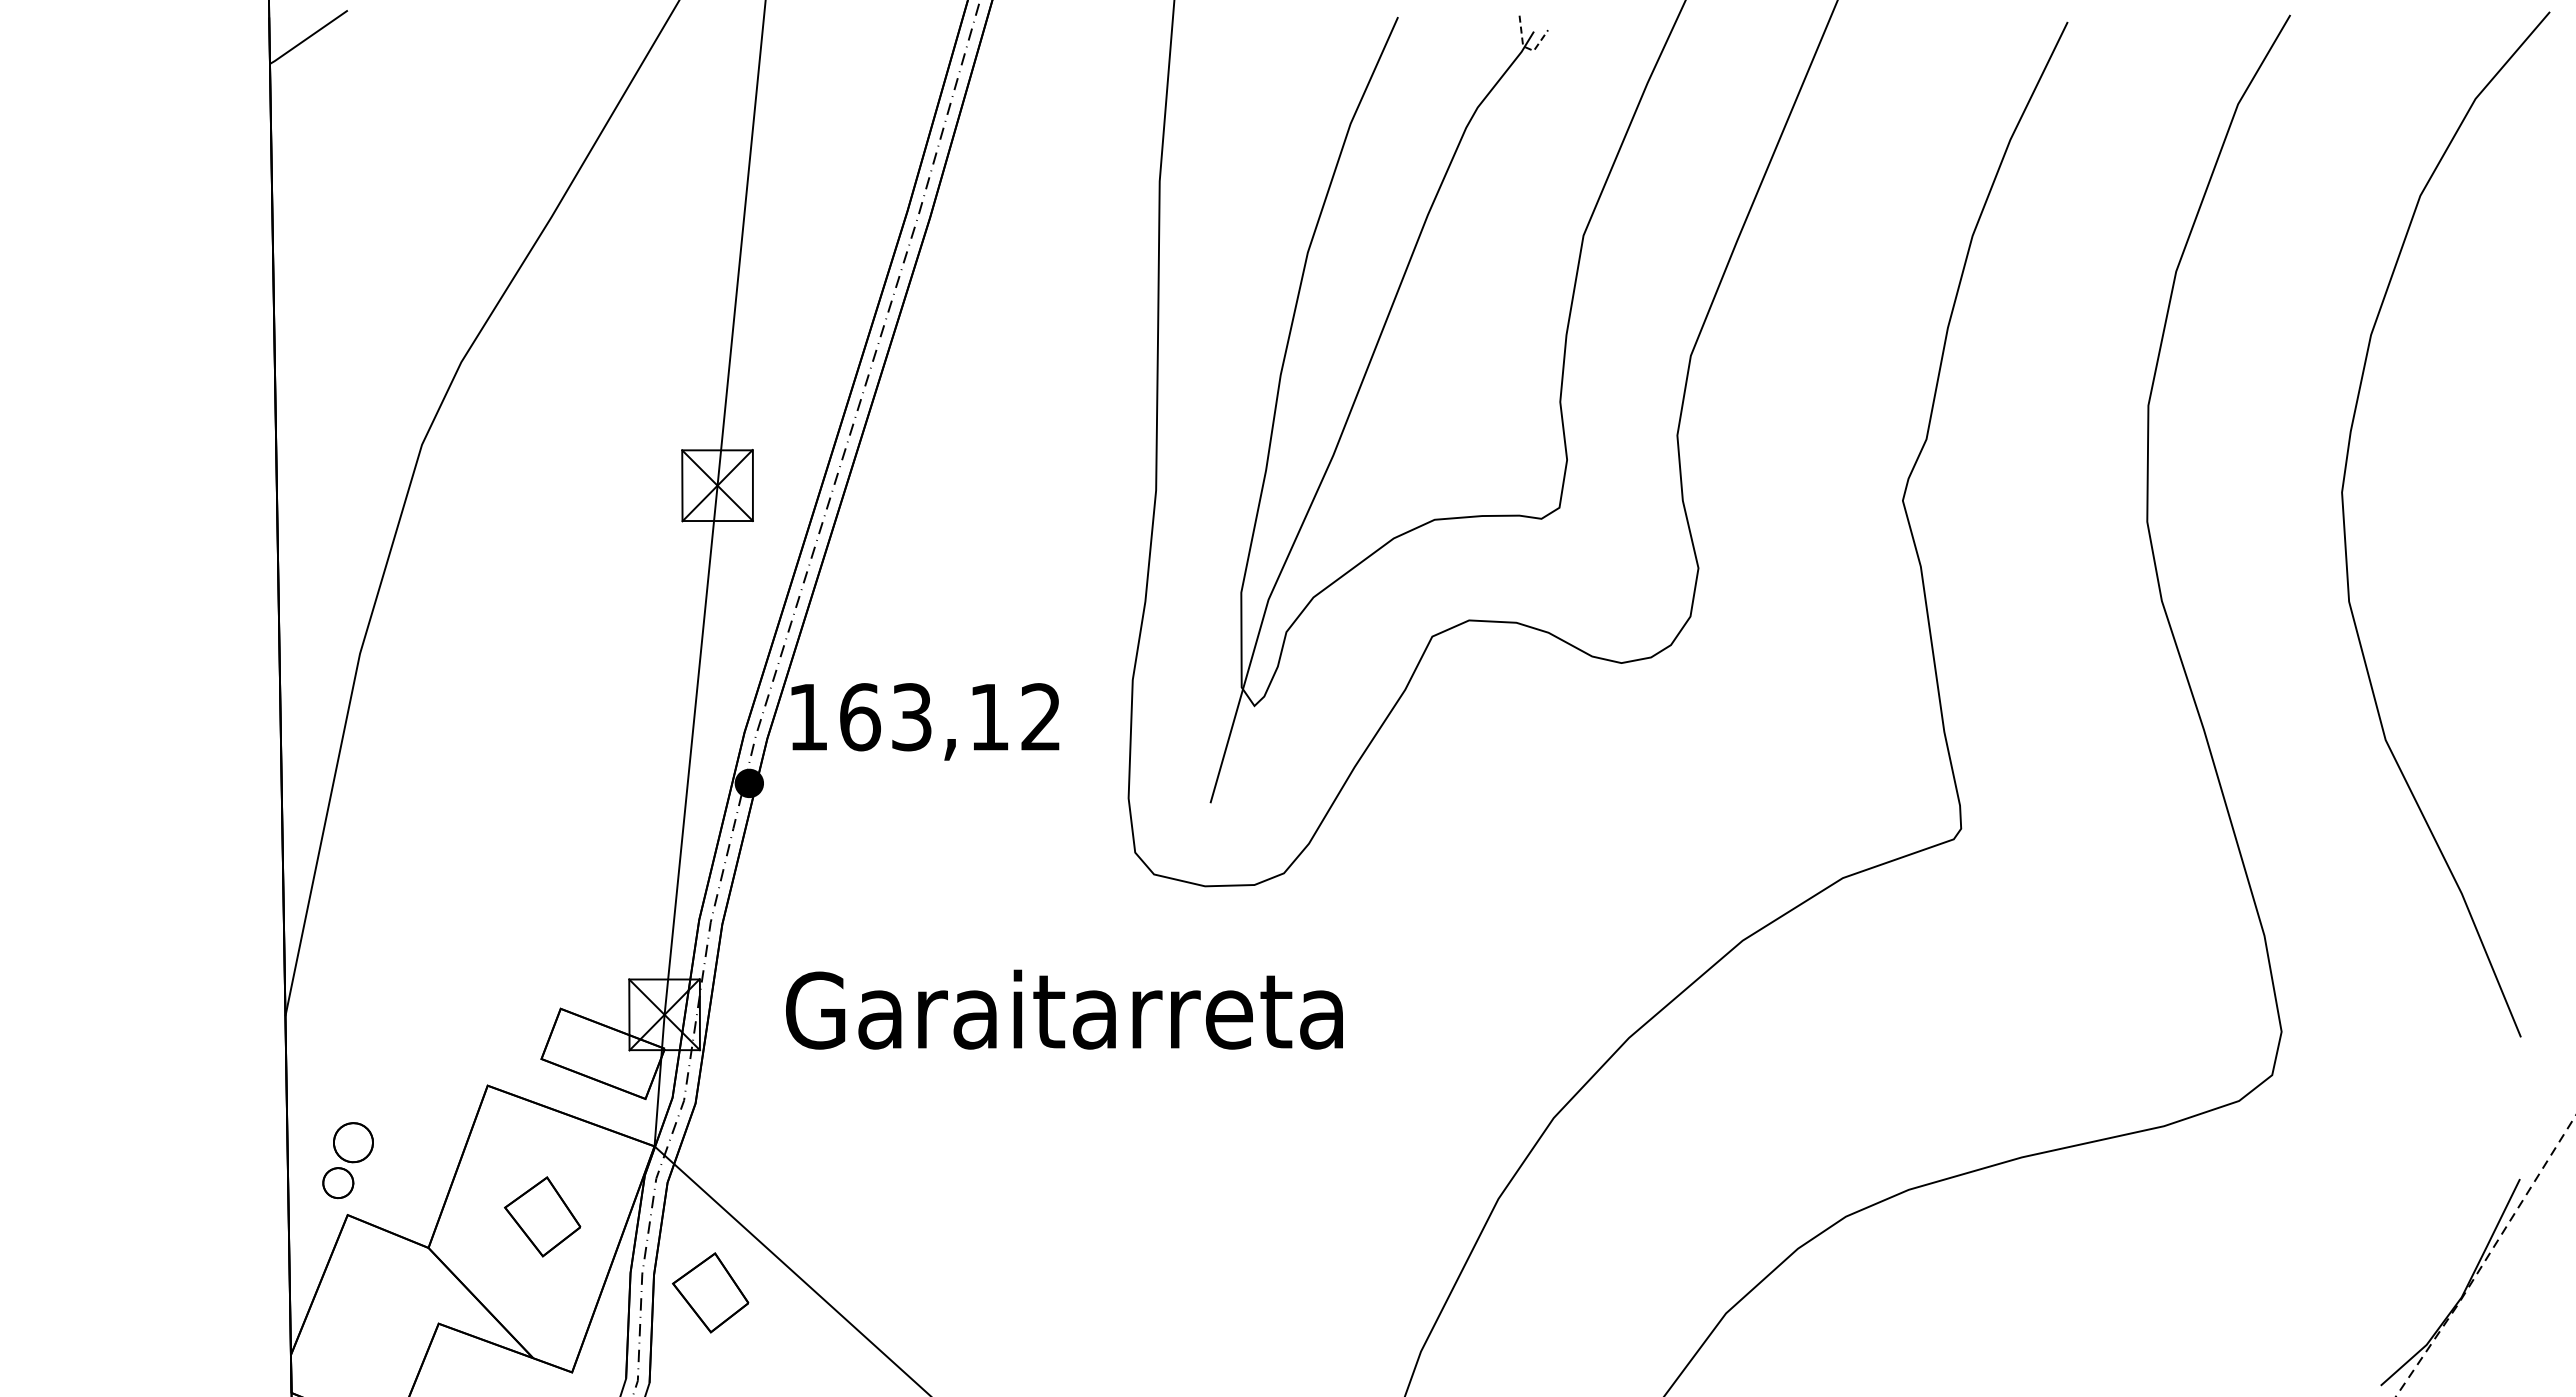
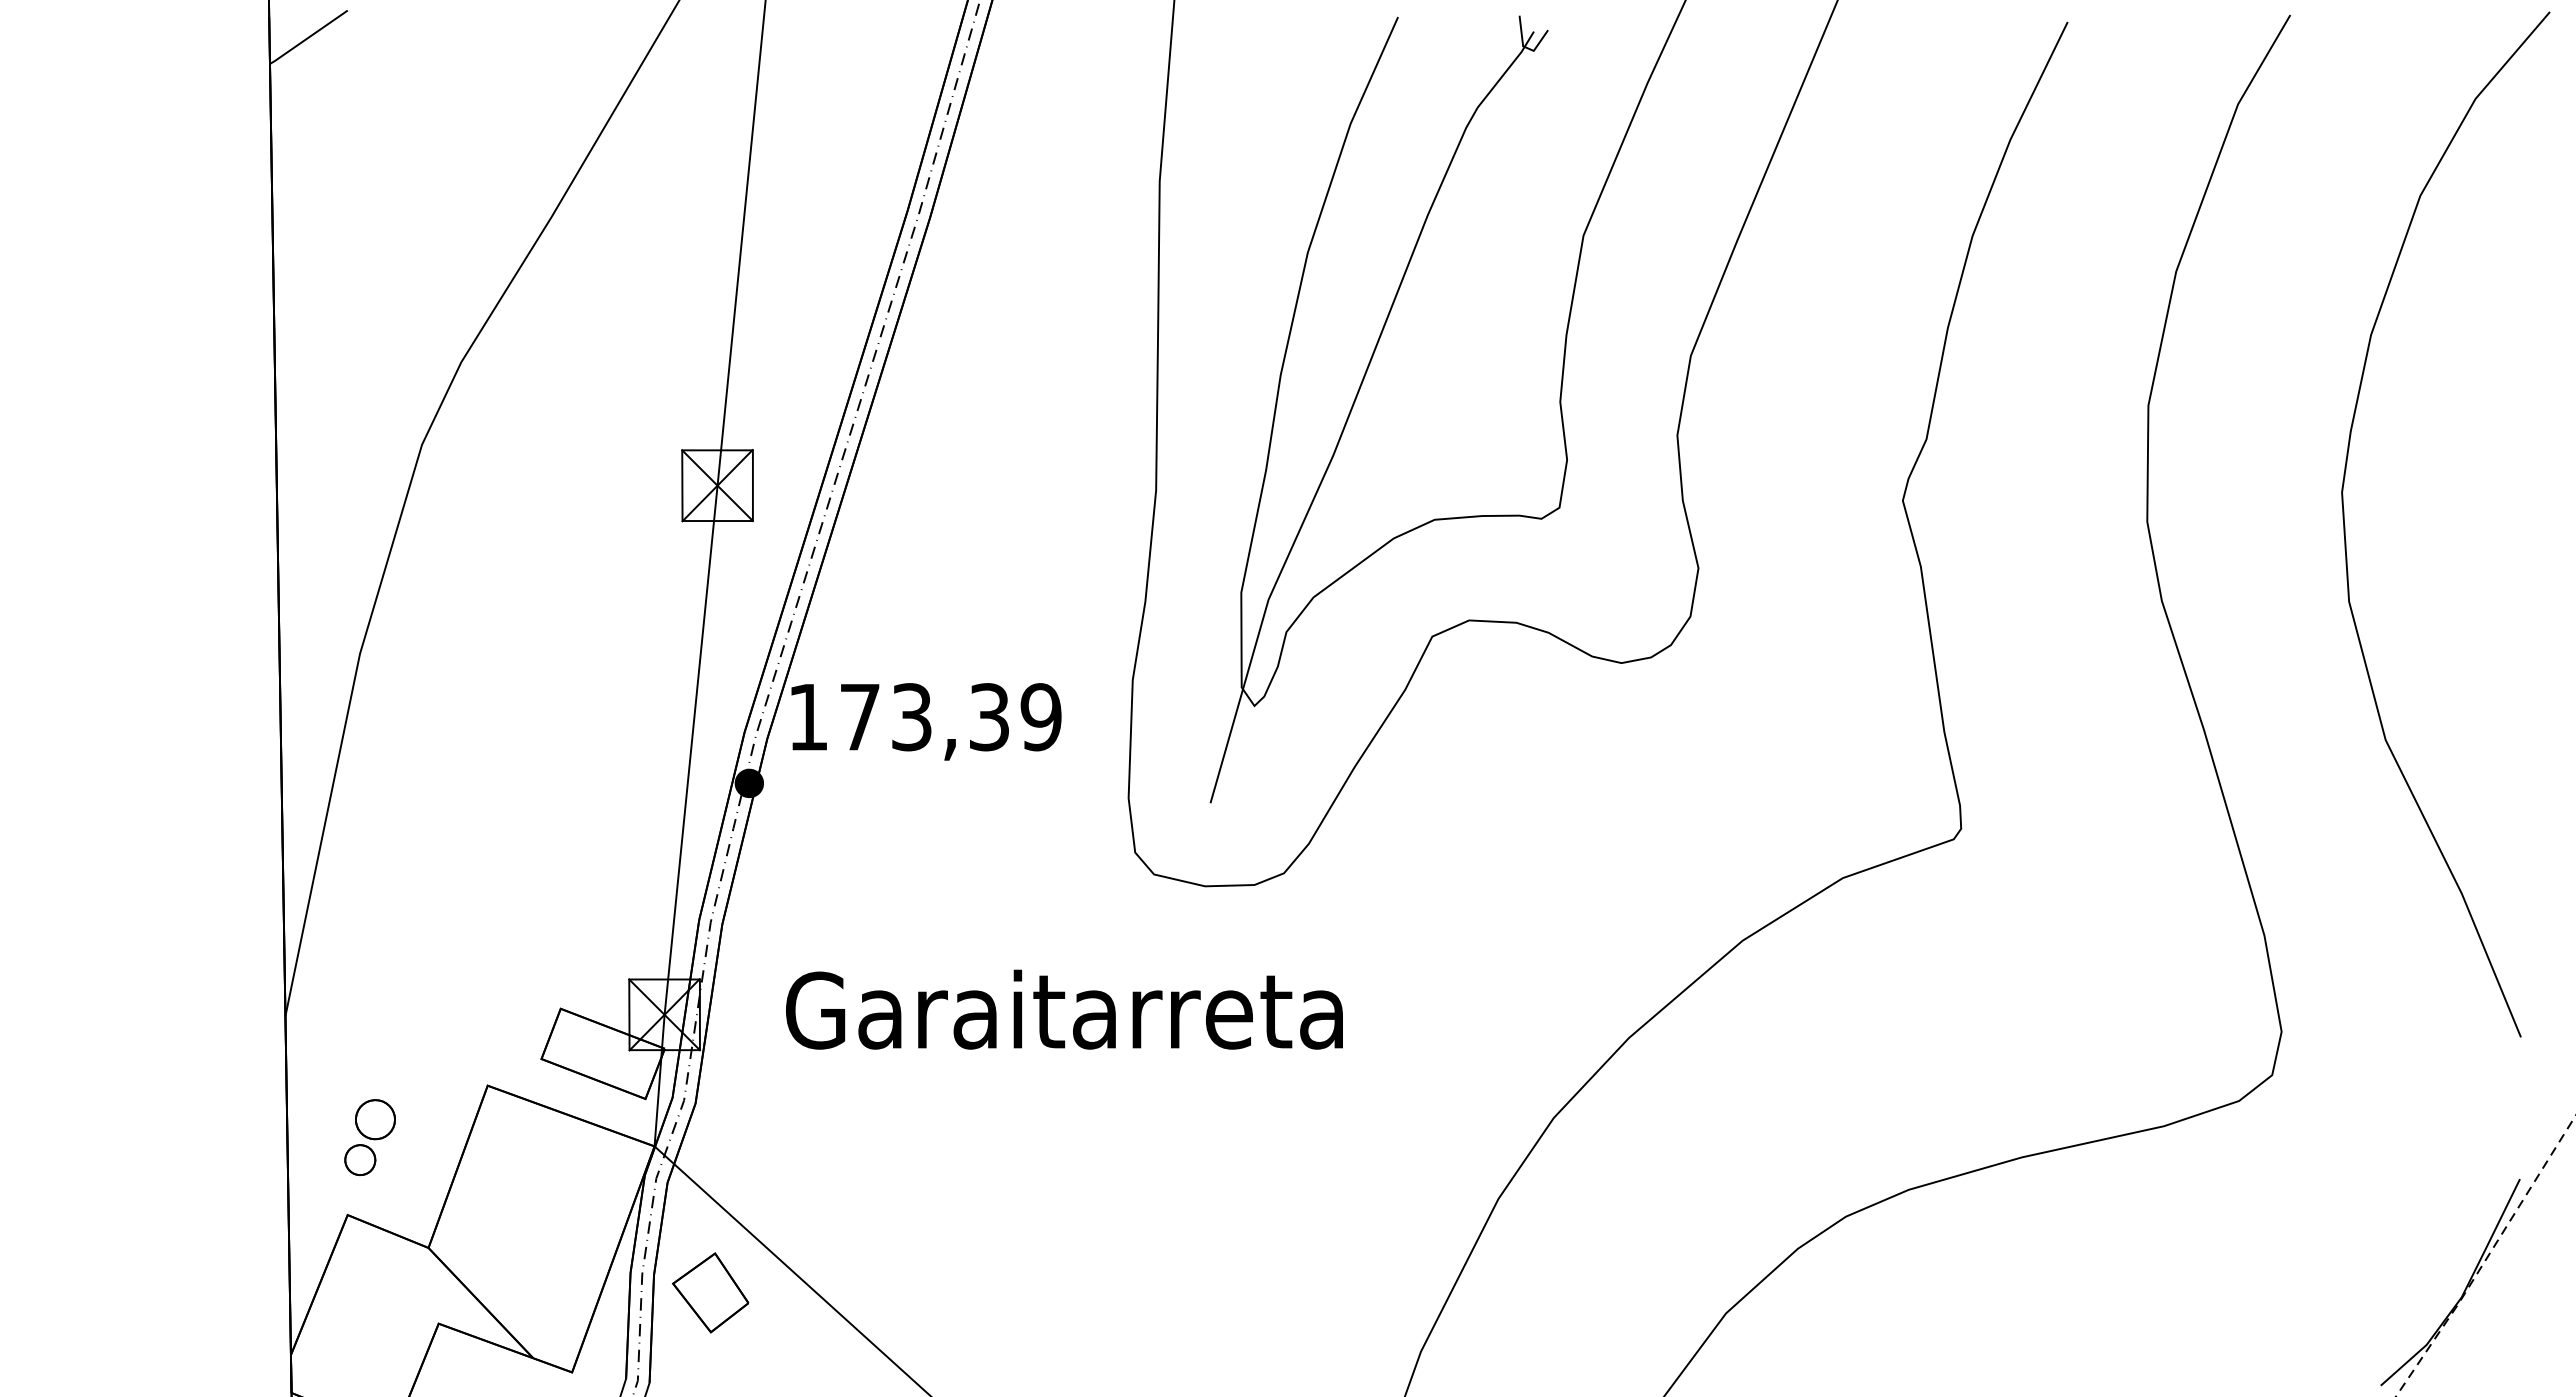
line: dashed -> solid (1526, 47)
text: 163,12 -> 173,39 (950, 717)
part position: (347, 1160) -> (369, 1137) (369, 1137)
part: present -> none (542, 1216)
